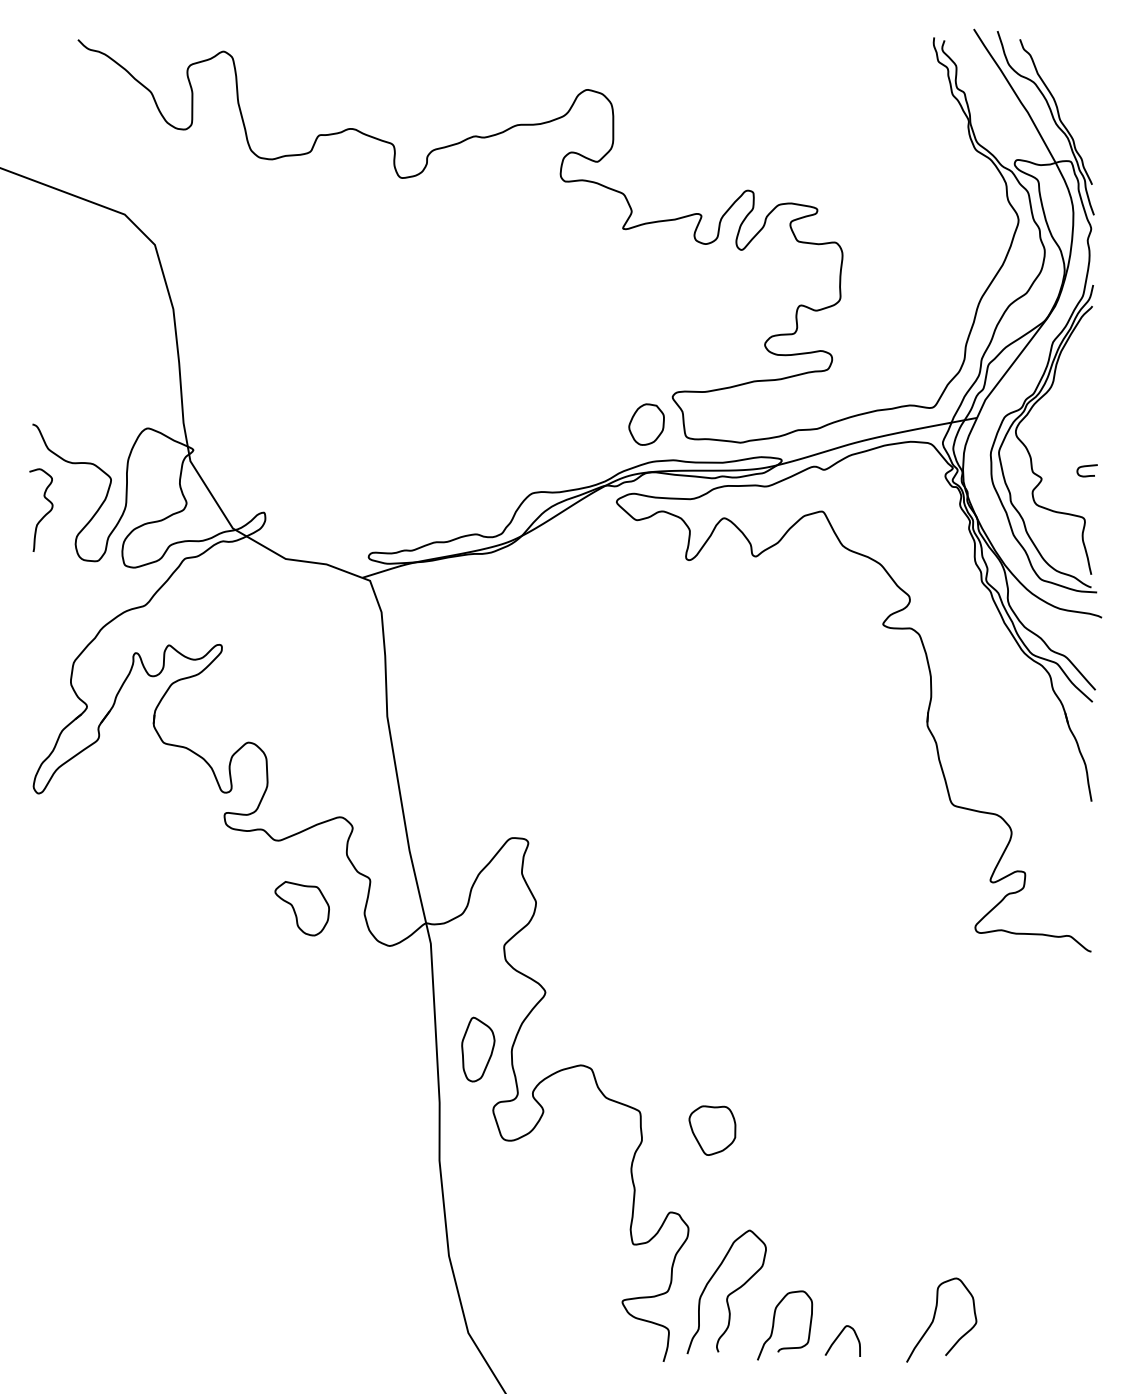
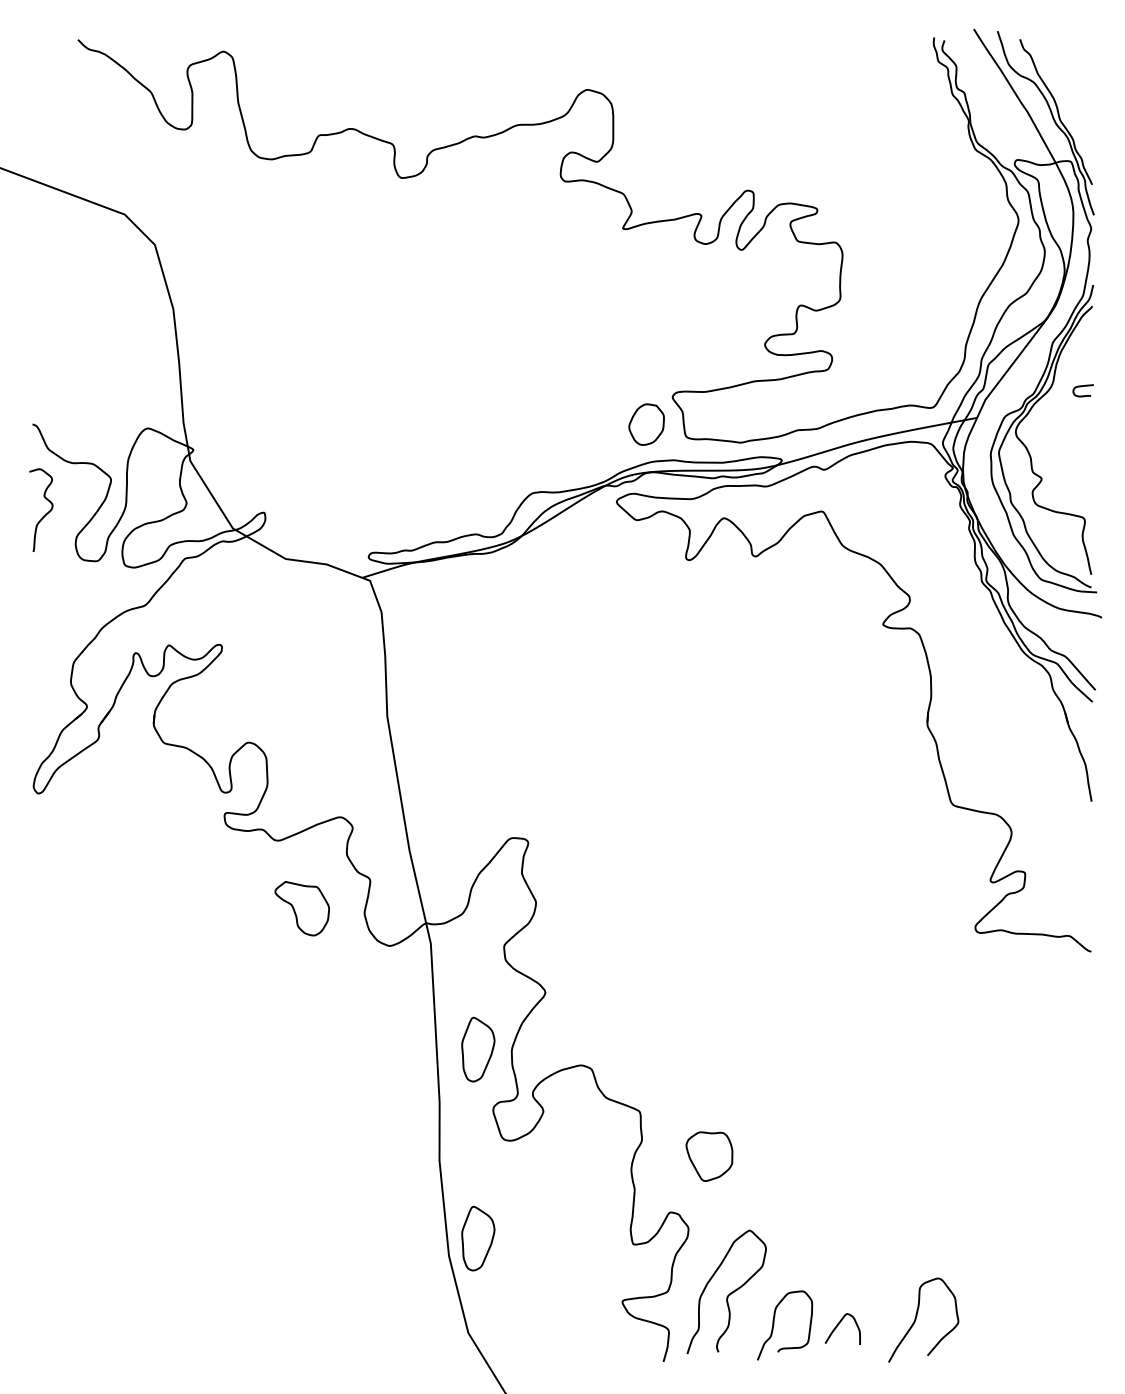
curve position: (1085, 467) -> (1081, 387) (1081, 387)
part position: (712, 1130) -> (709, 1156) (709, 1156)
part: none -> present (478, 1238)
curve position: (935, 1316) -> (917, 1316) (917, 1316)
curve position: (839, 1336) -> (839, 1324) (839, 1324)
